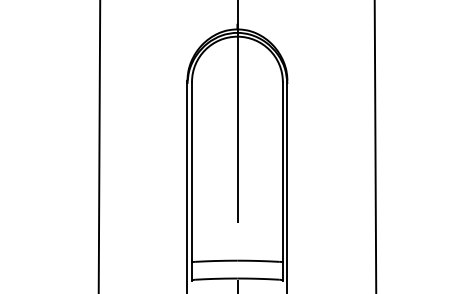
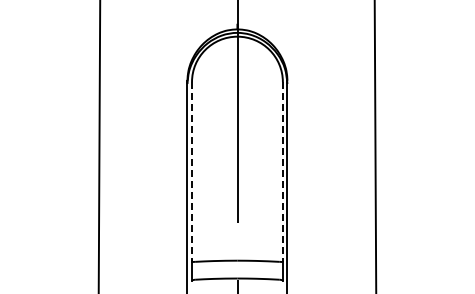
line: solid -> dashed (192, 172)
line: solid -> dashed (282, 172)
